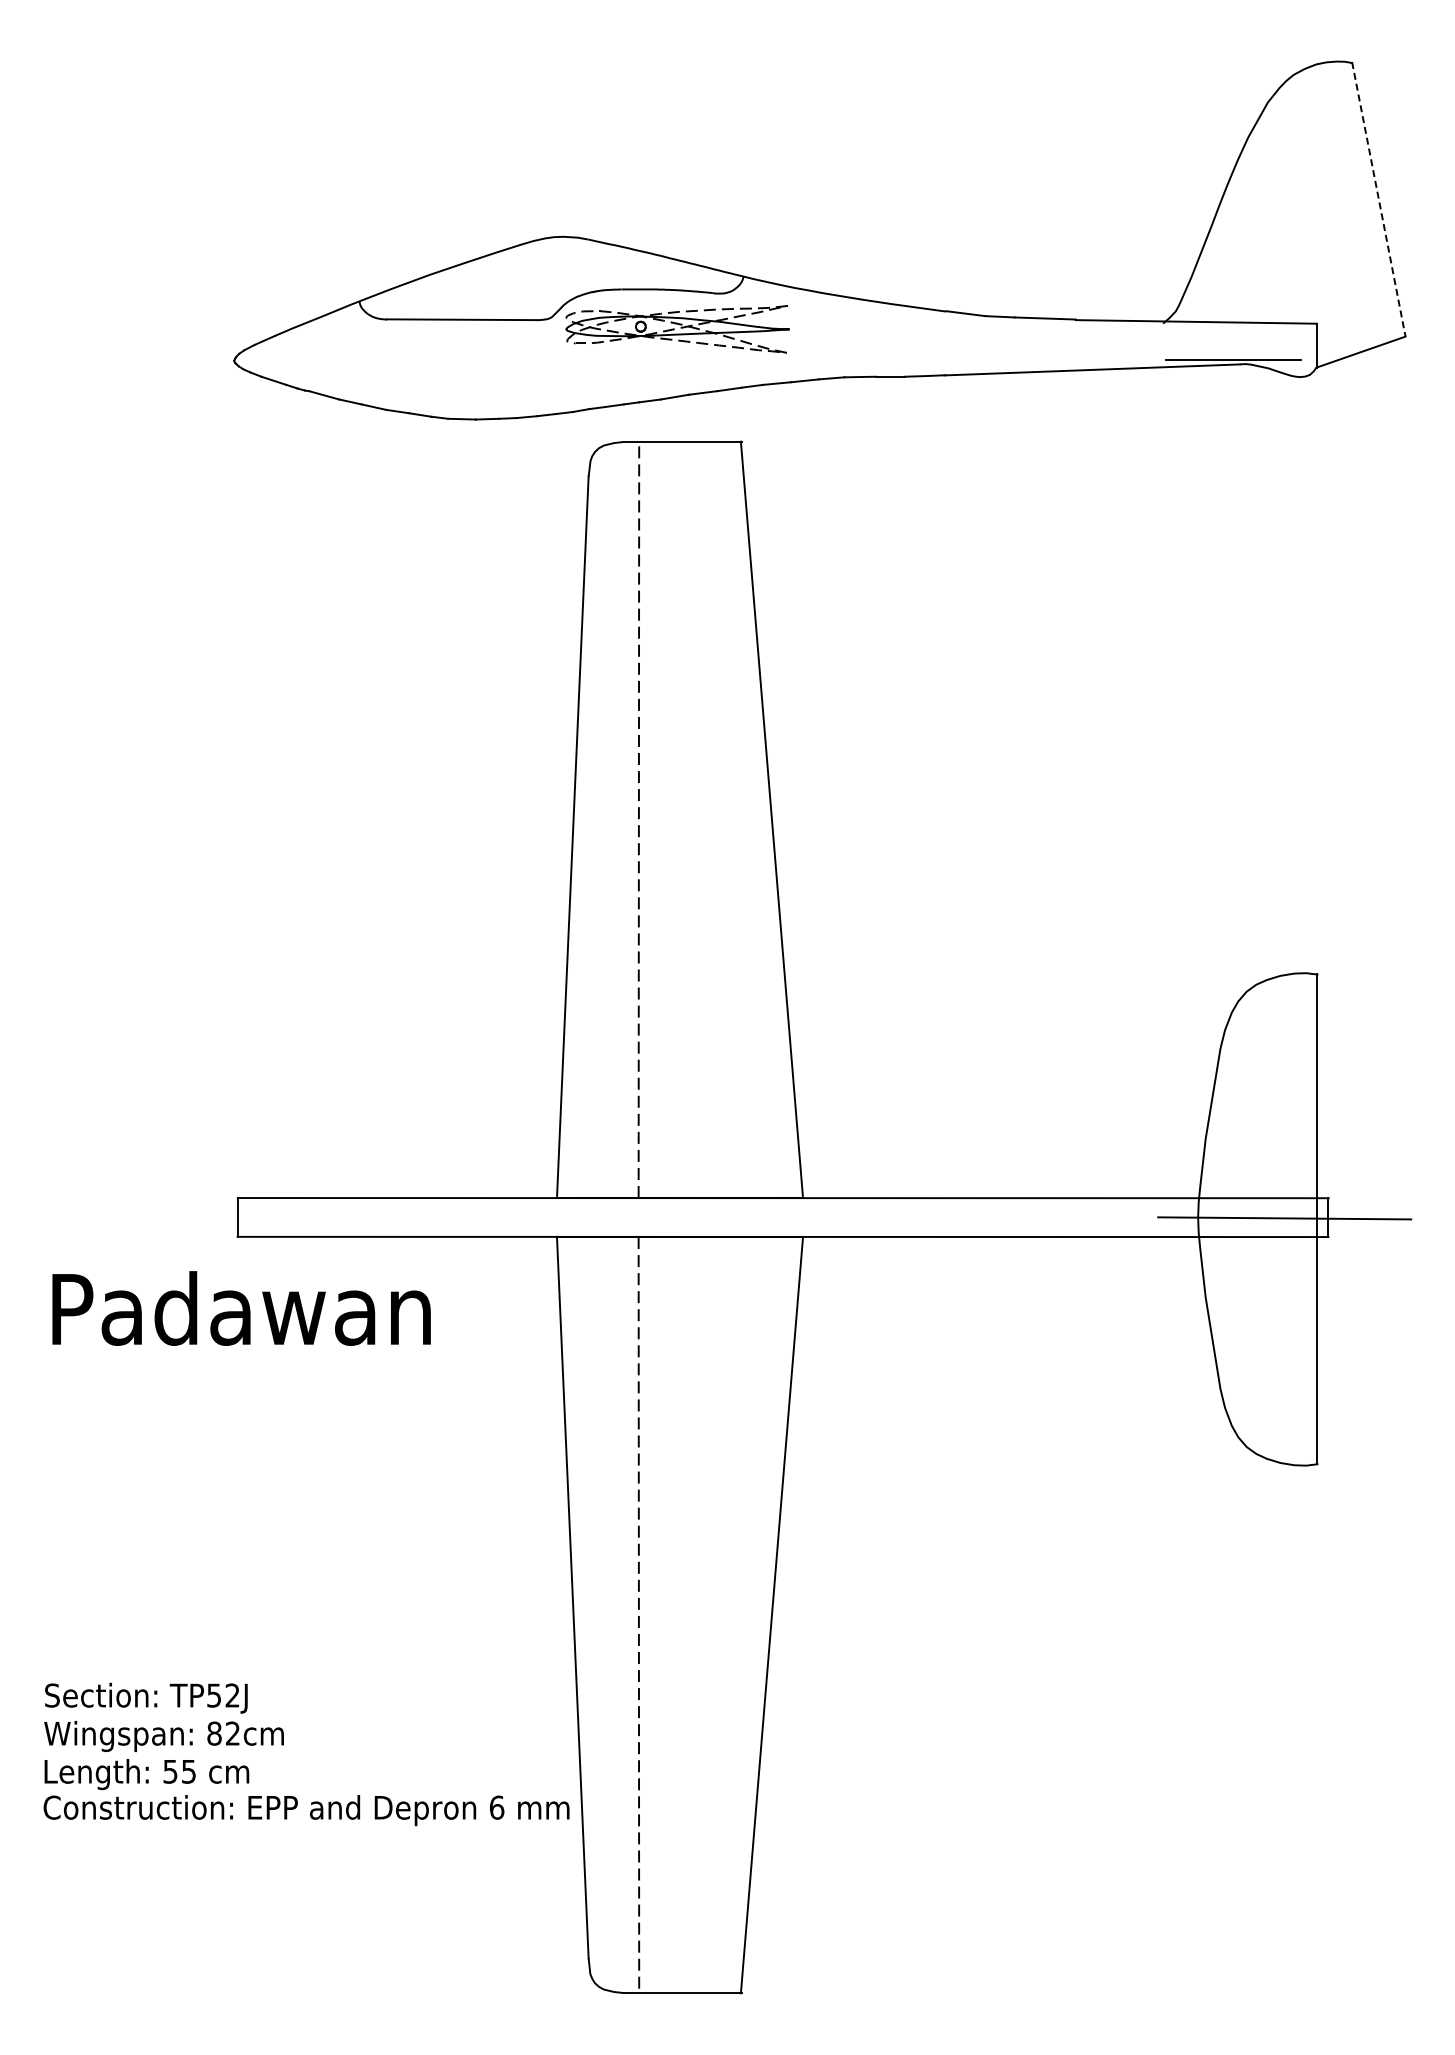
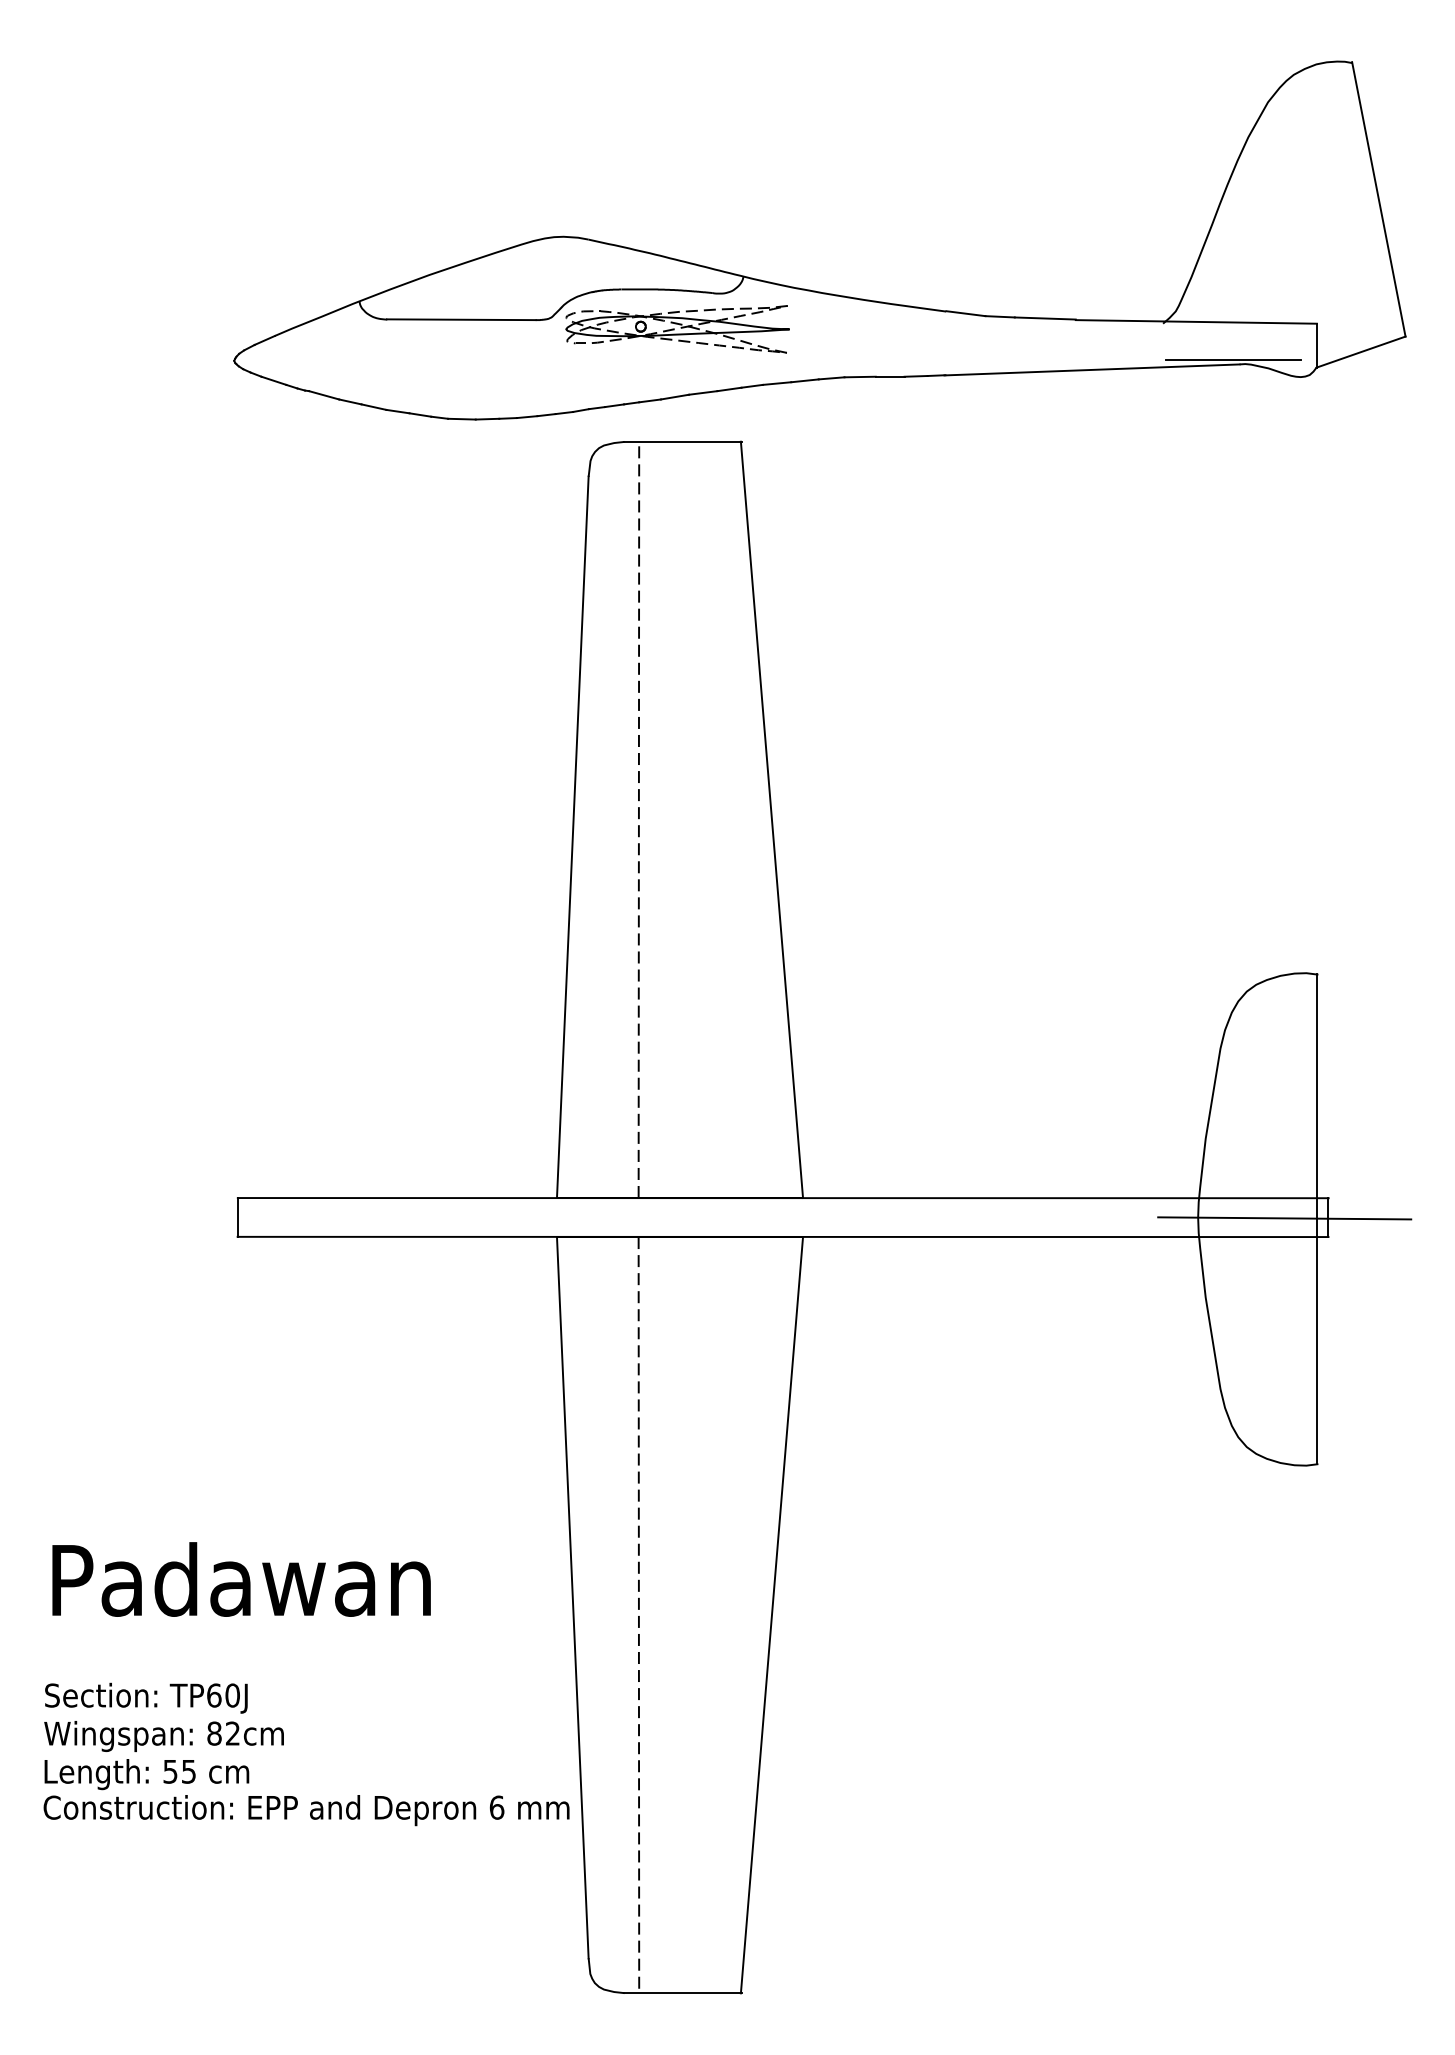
line: dashed -> solid (1378, 199)
text position: (241, 1308) -> (241, 1579) (241, 1579)
text: TP52J -> TP60J (223, 1695)
